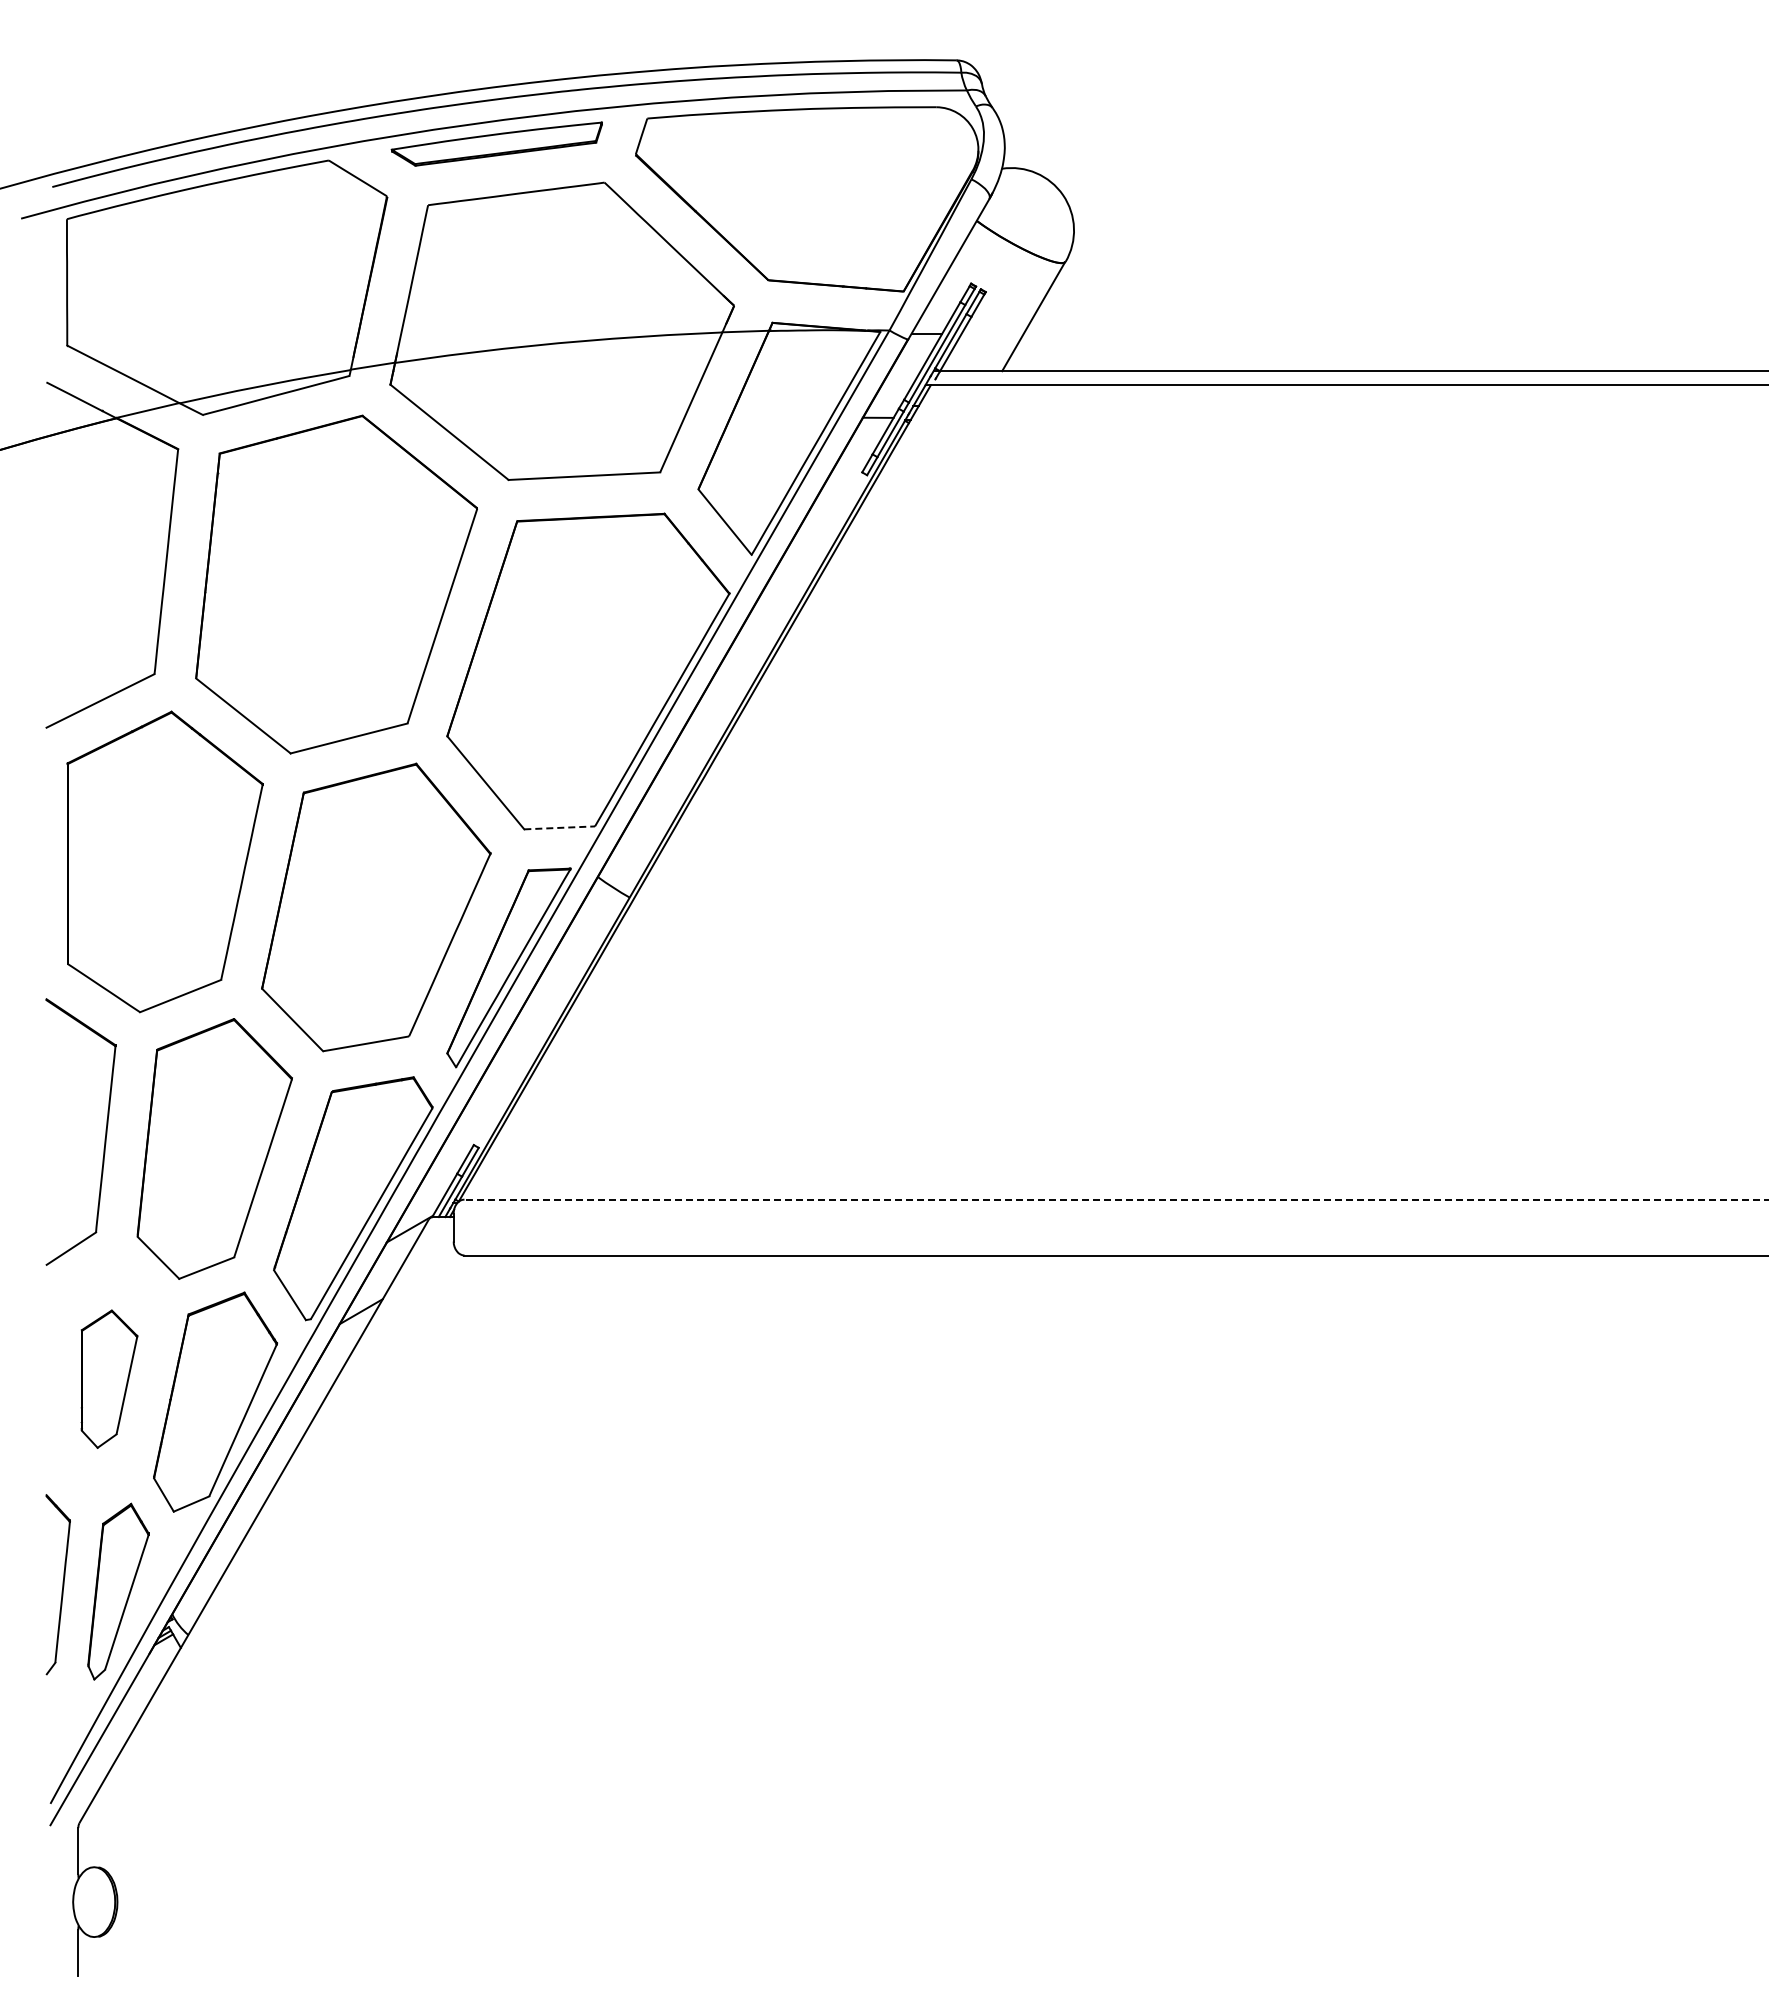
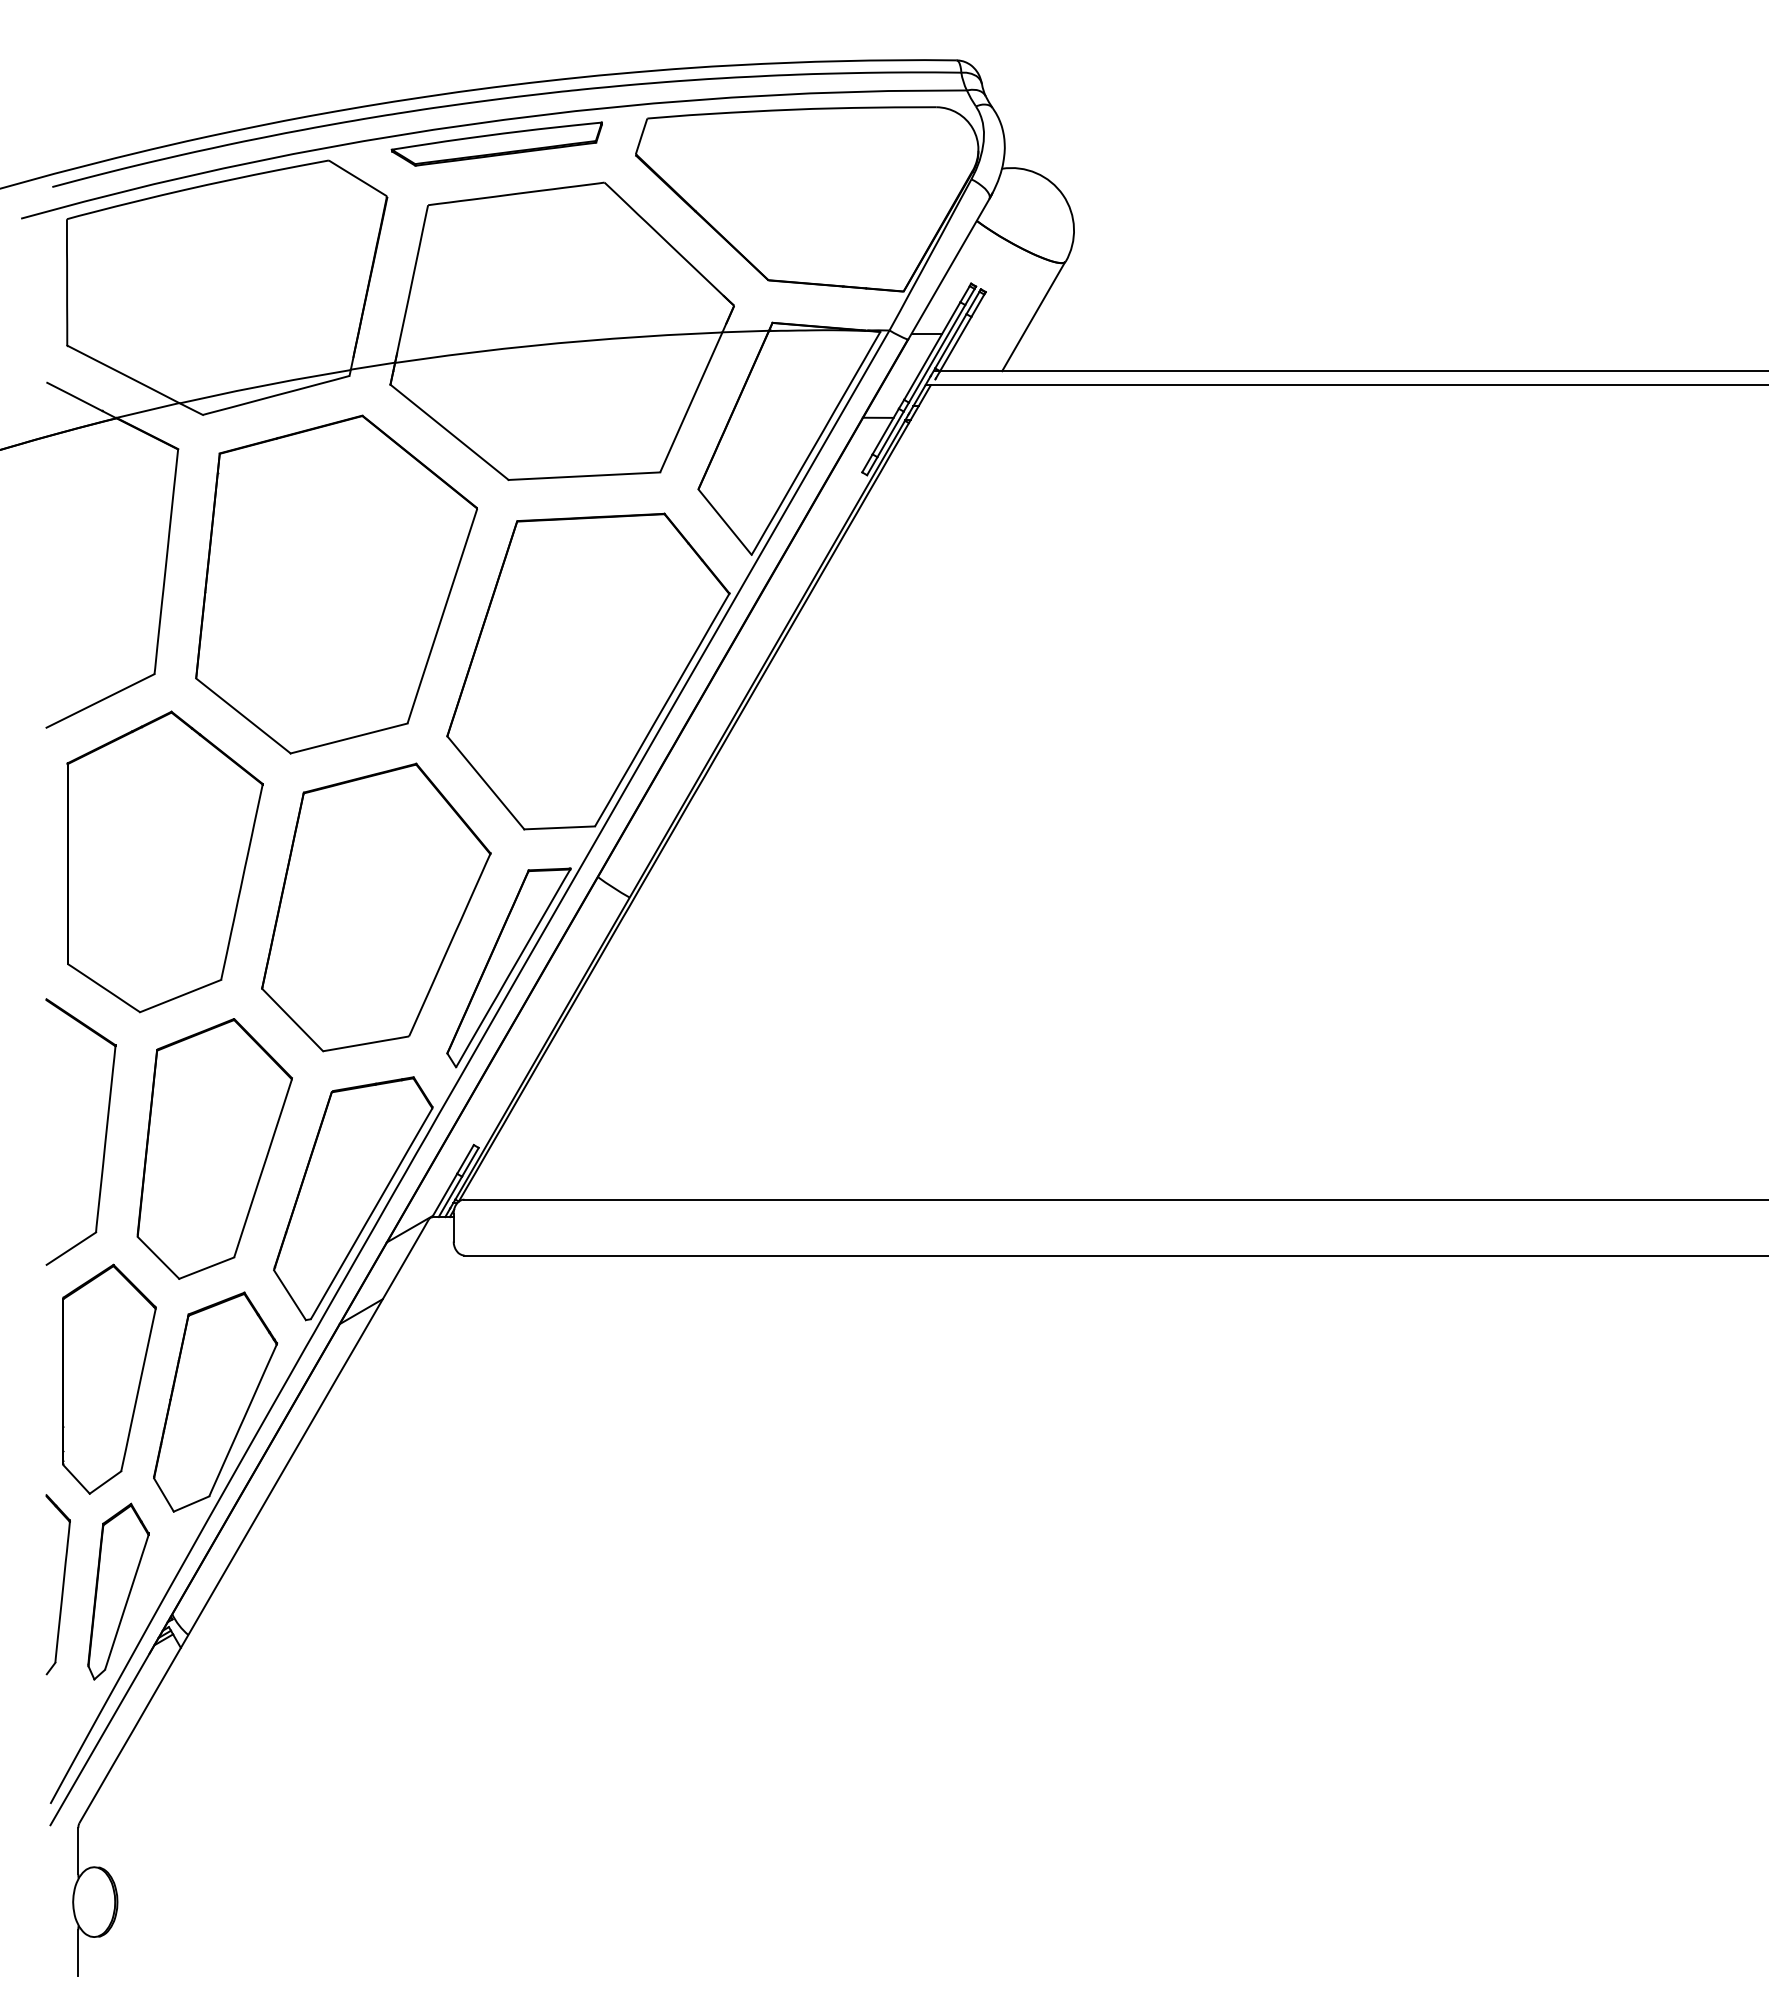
line: dashed -> solid (560, 827)
line: dashed -> solid (1116, 1199)
part size: 59x140 px -> 95x232 px (109, 1378)
